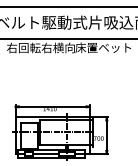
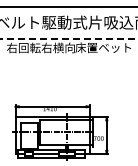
line: solid -> dashed (69, 38)
